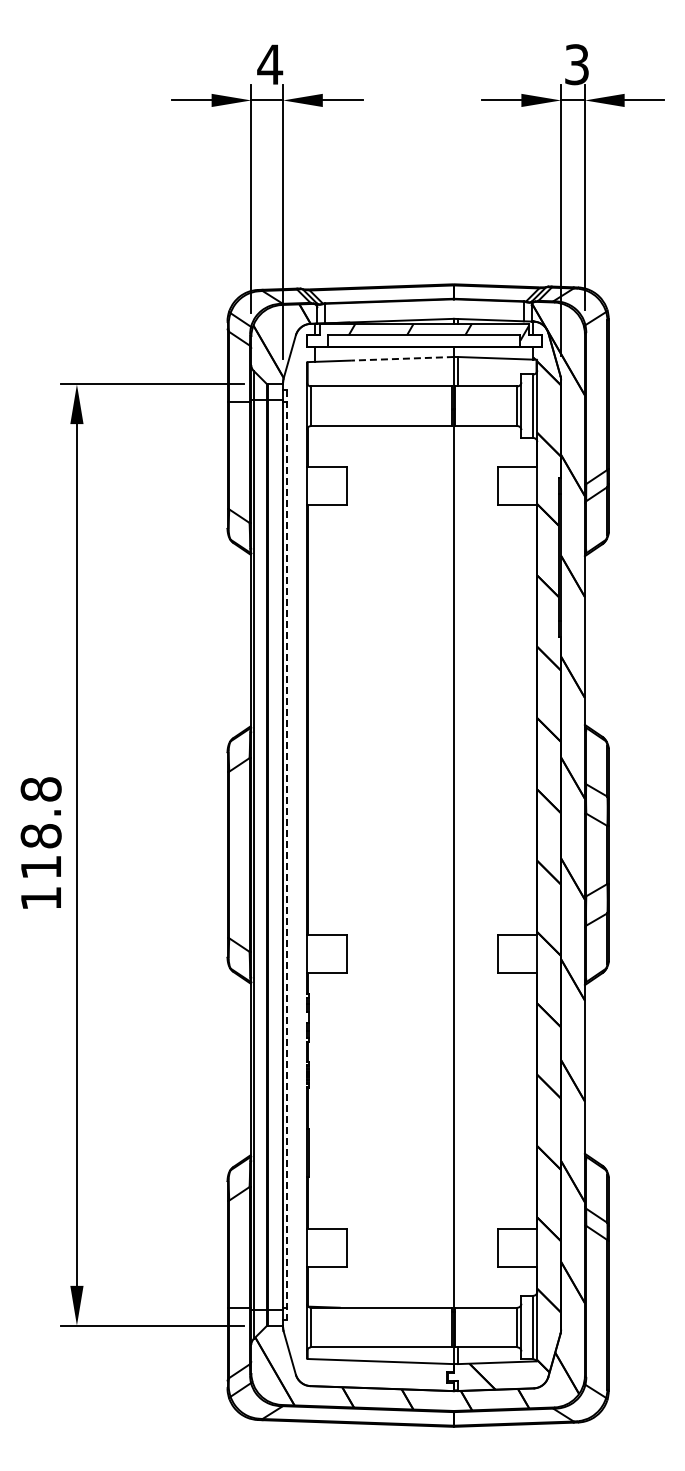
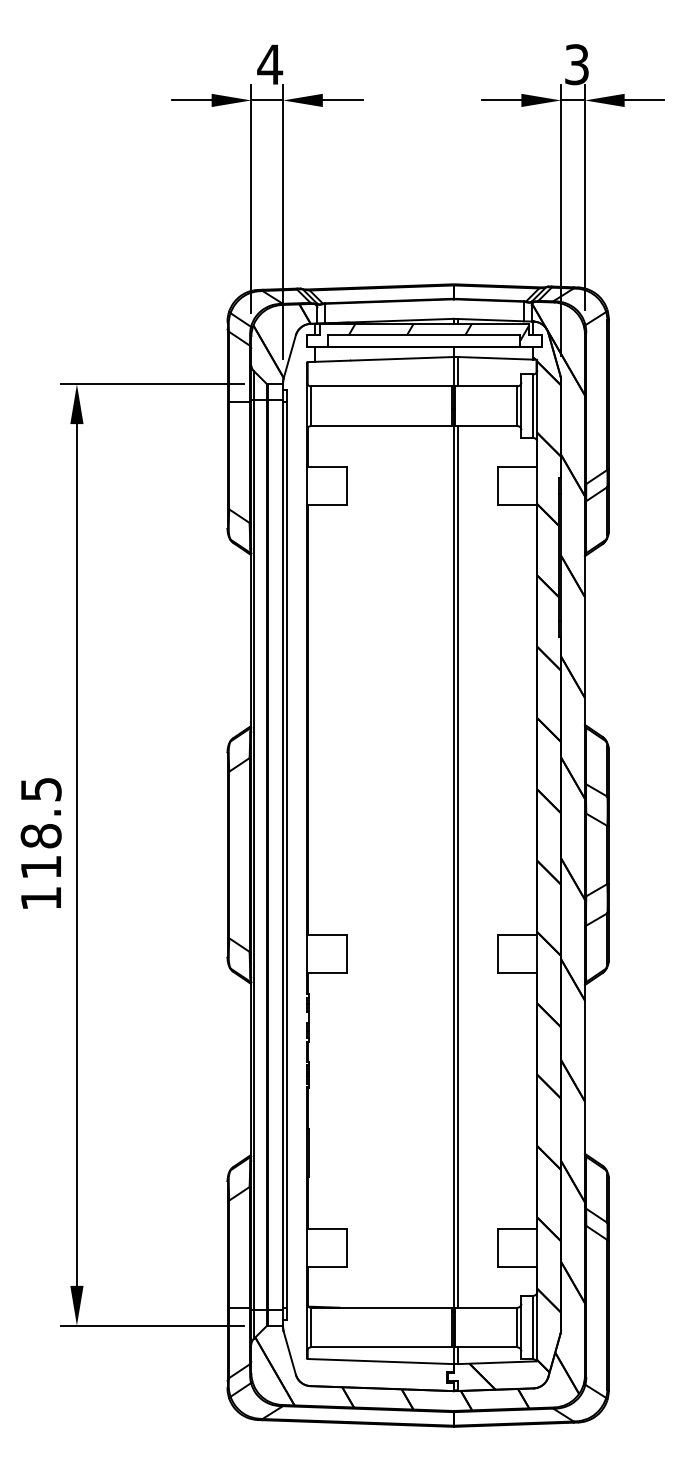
line: dashed -> solid (401, 358)
text: 118.8 -> 118.5 (40, 789)
line: dashed -> solid (287, 854)
line: none -> present (457, 866)
